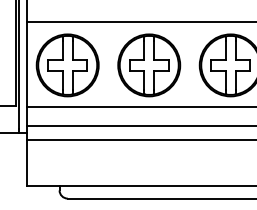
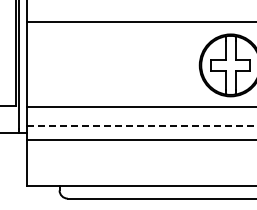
part: present -> none (67, 65)
part: present -> none (149, 65)
line: solid -> dashed (141, 125)
